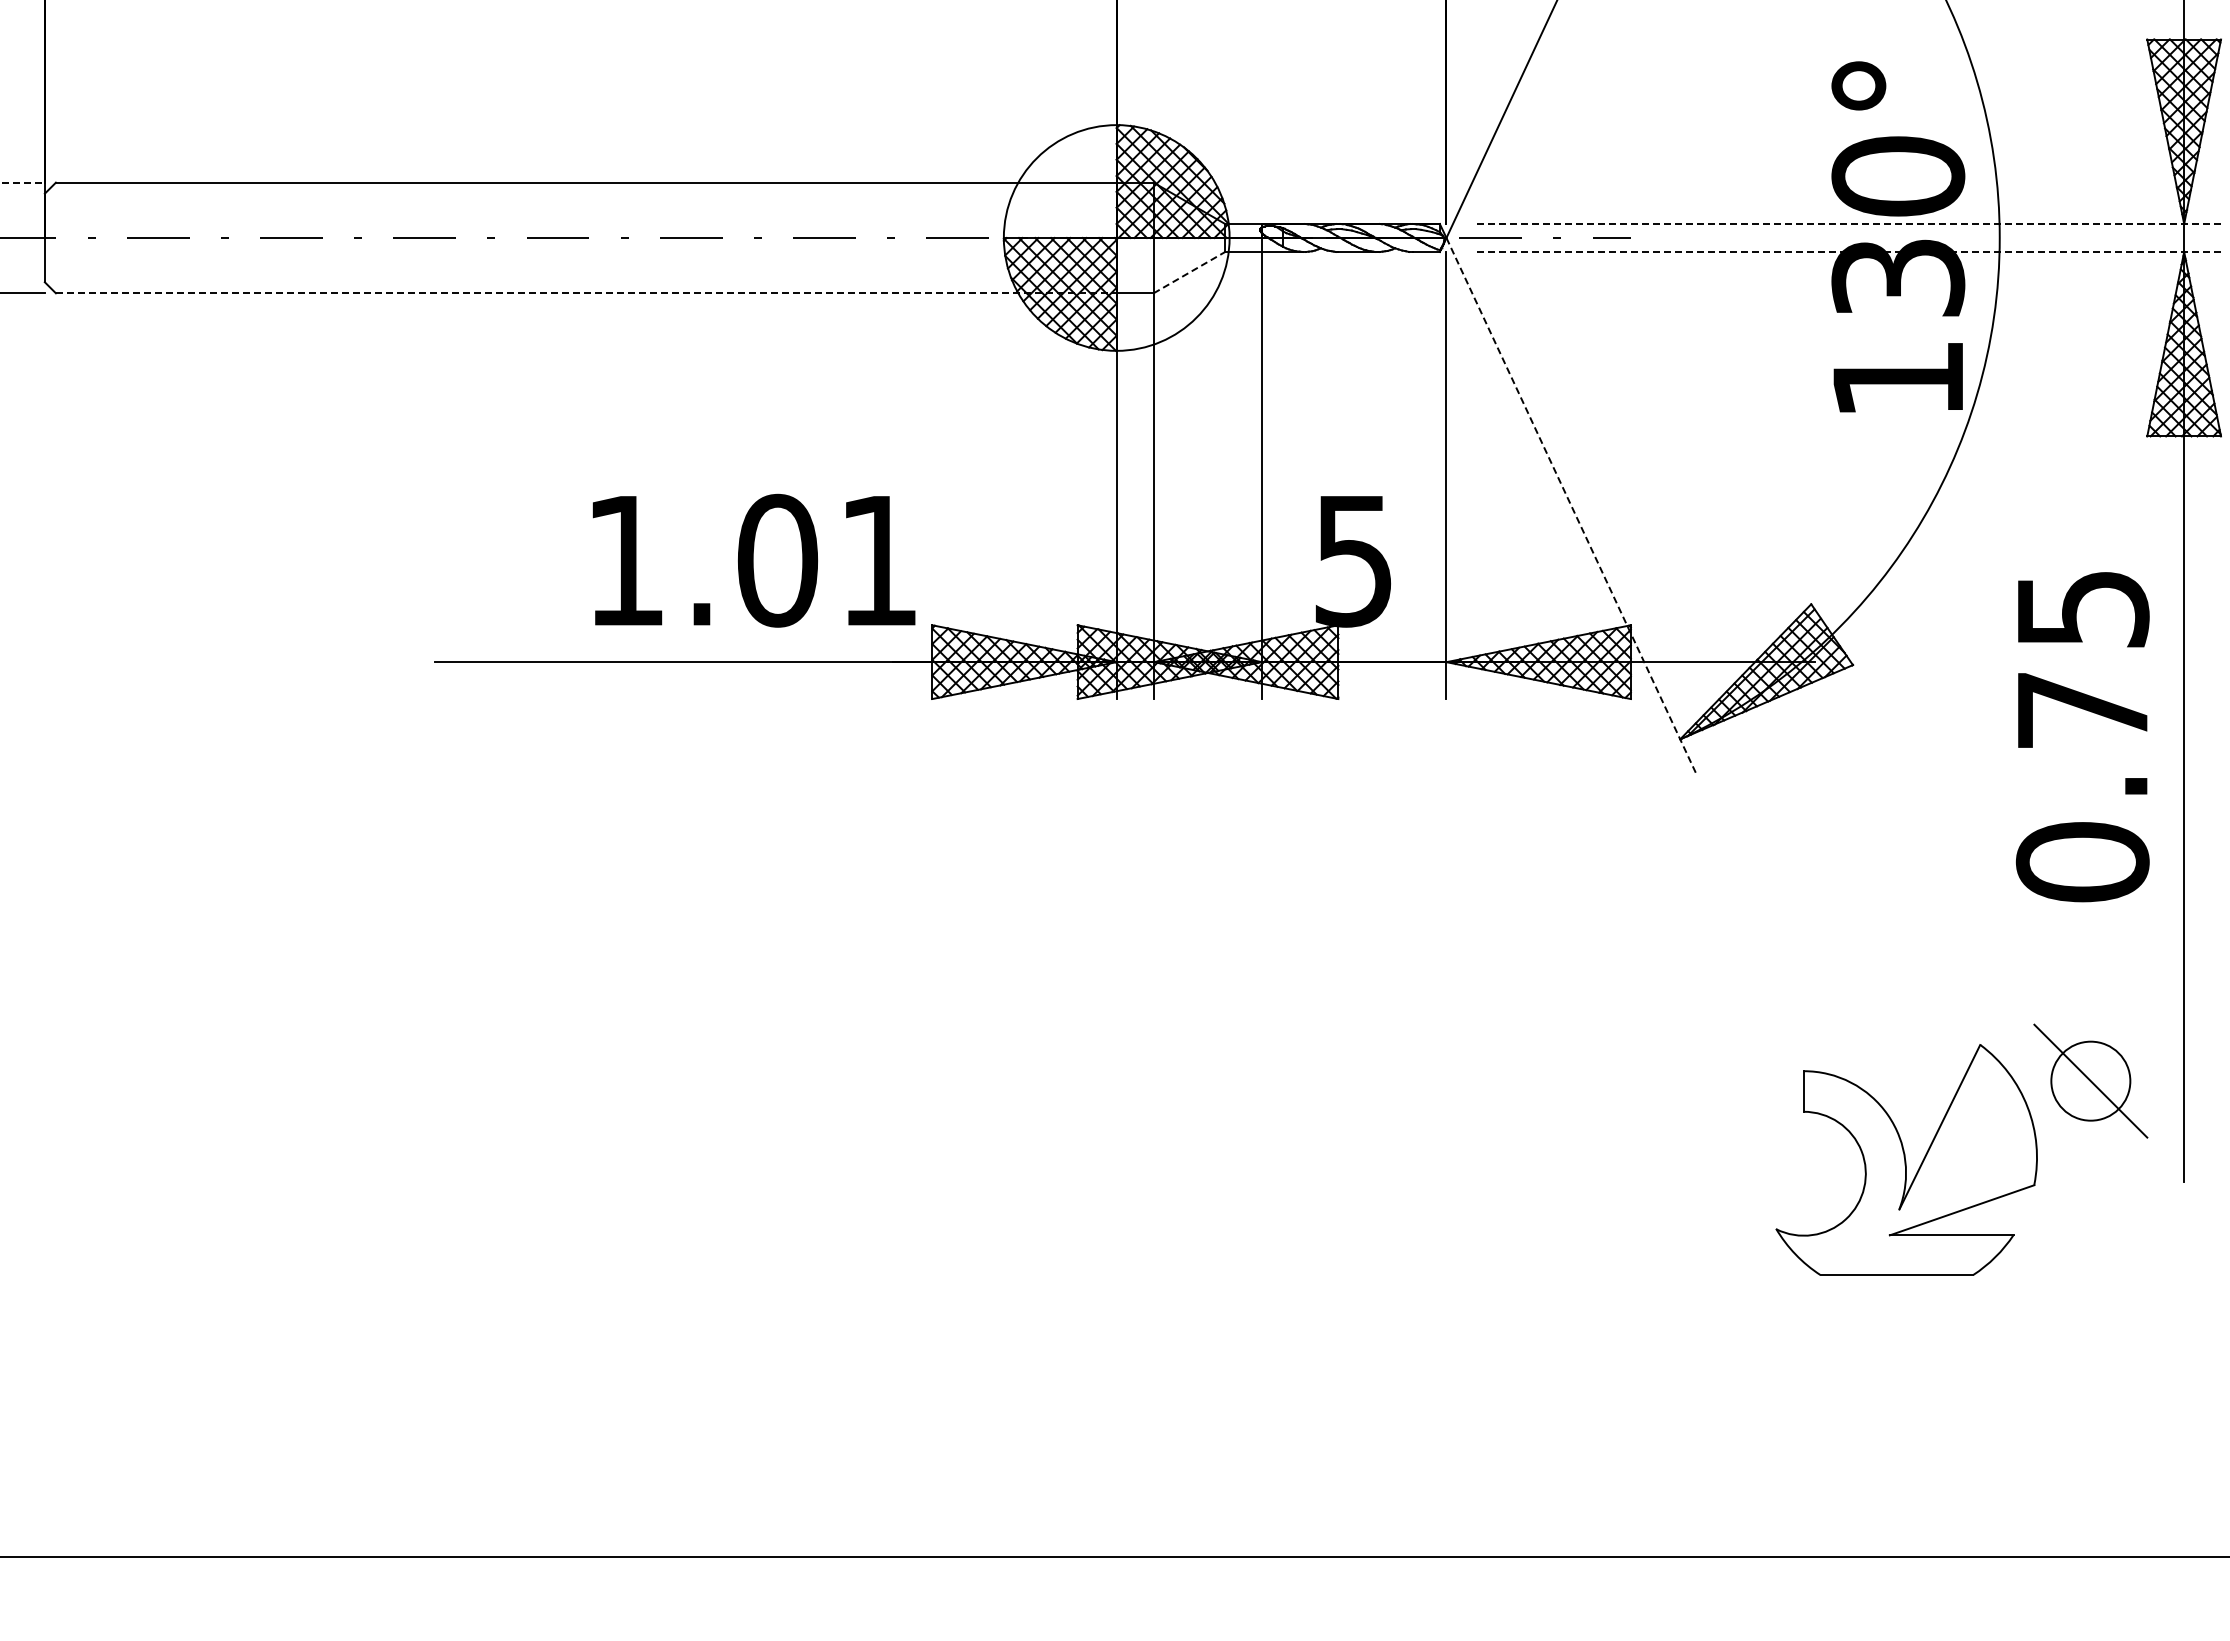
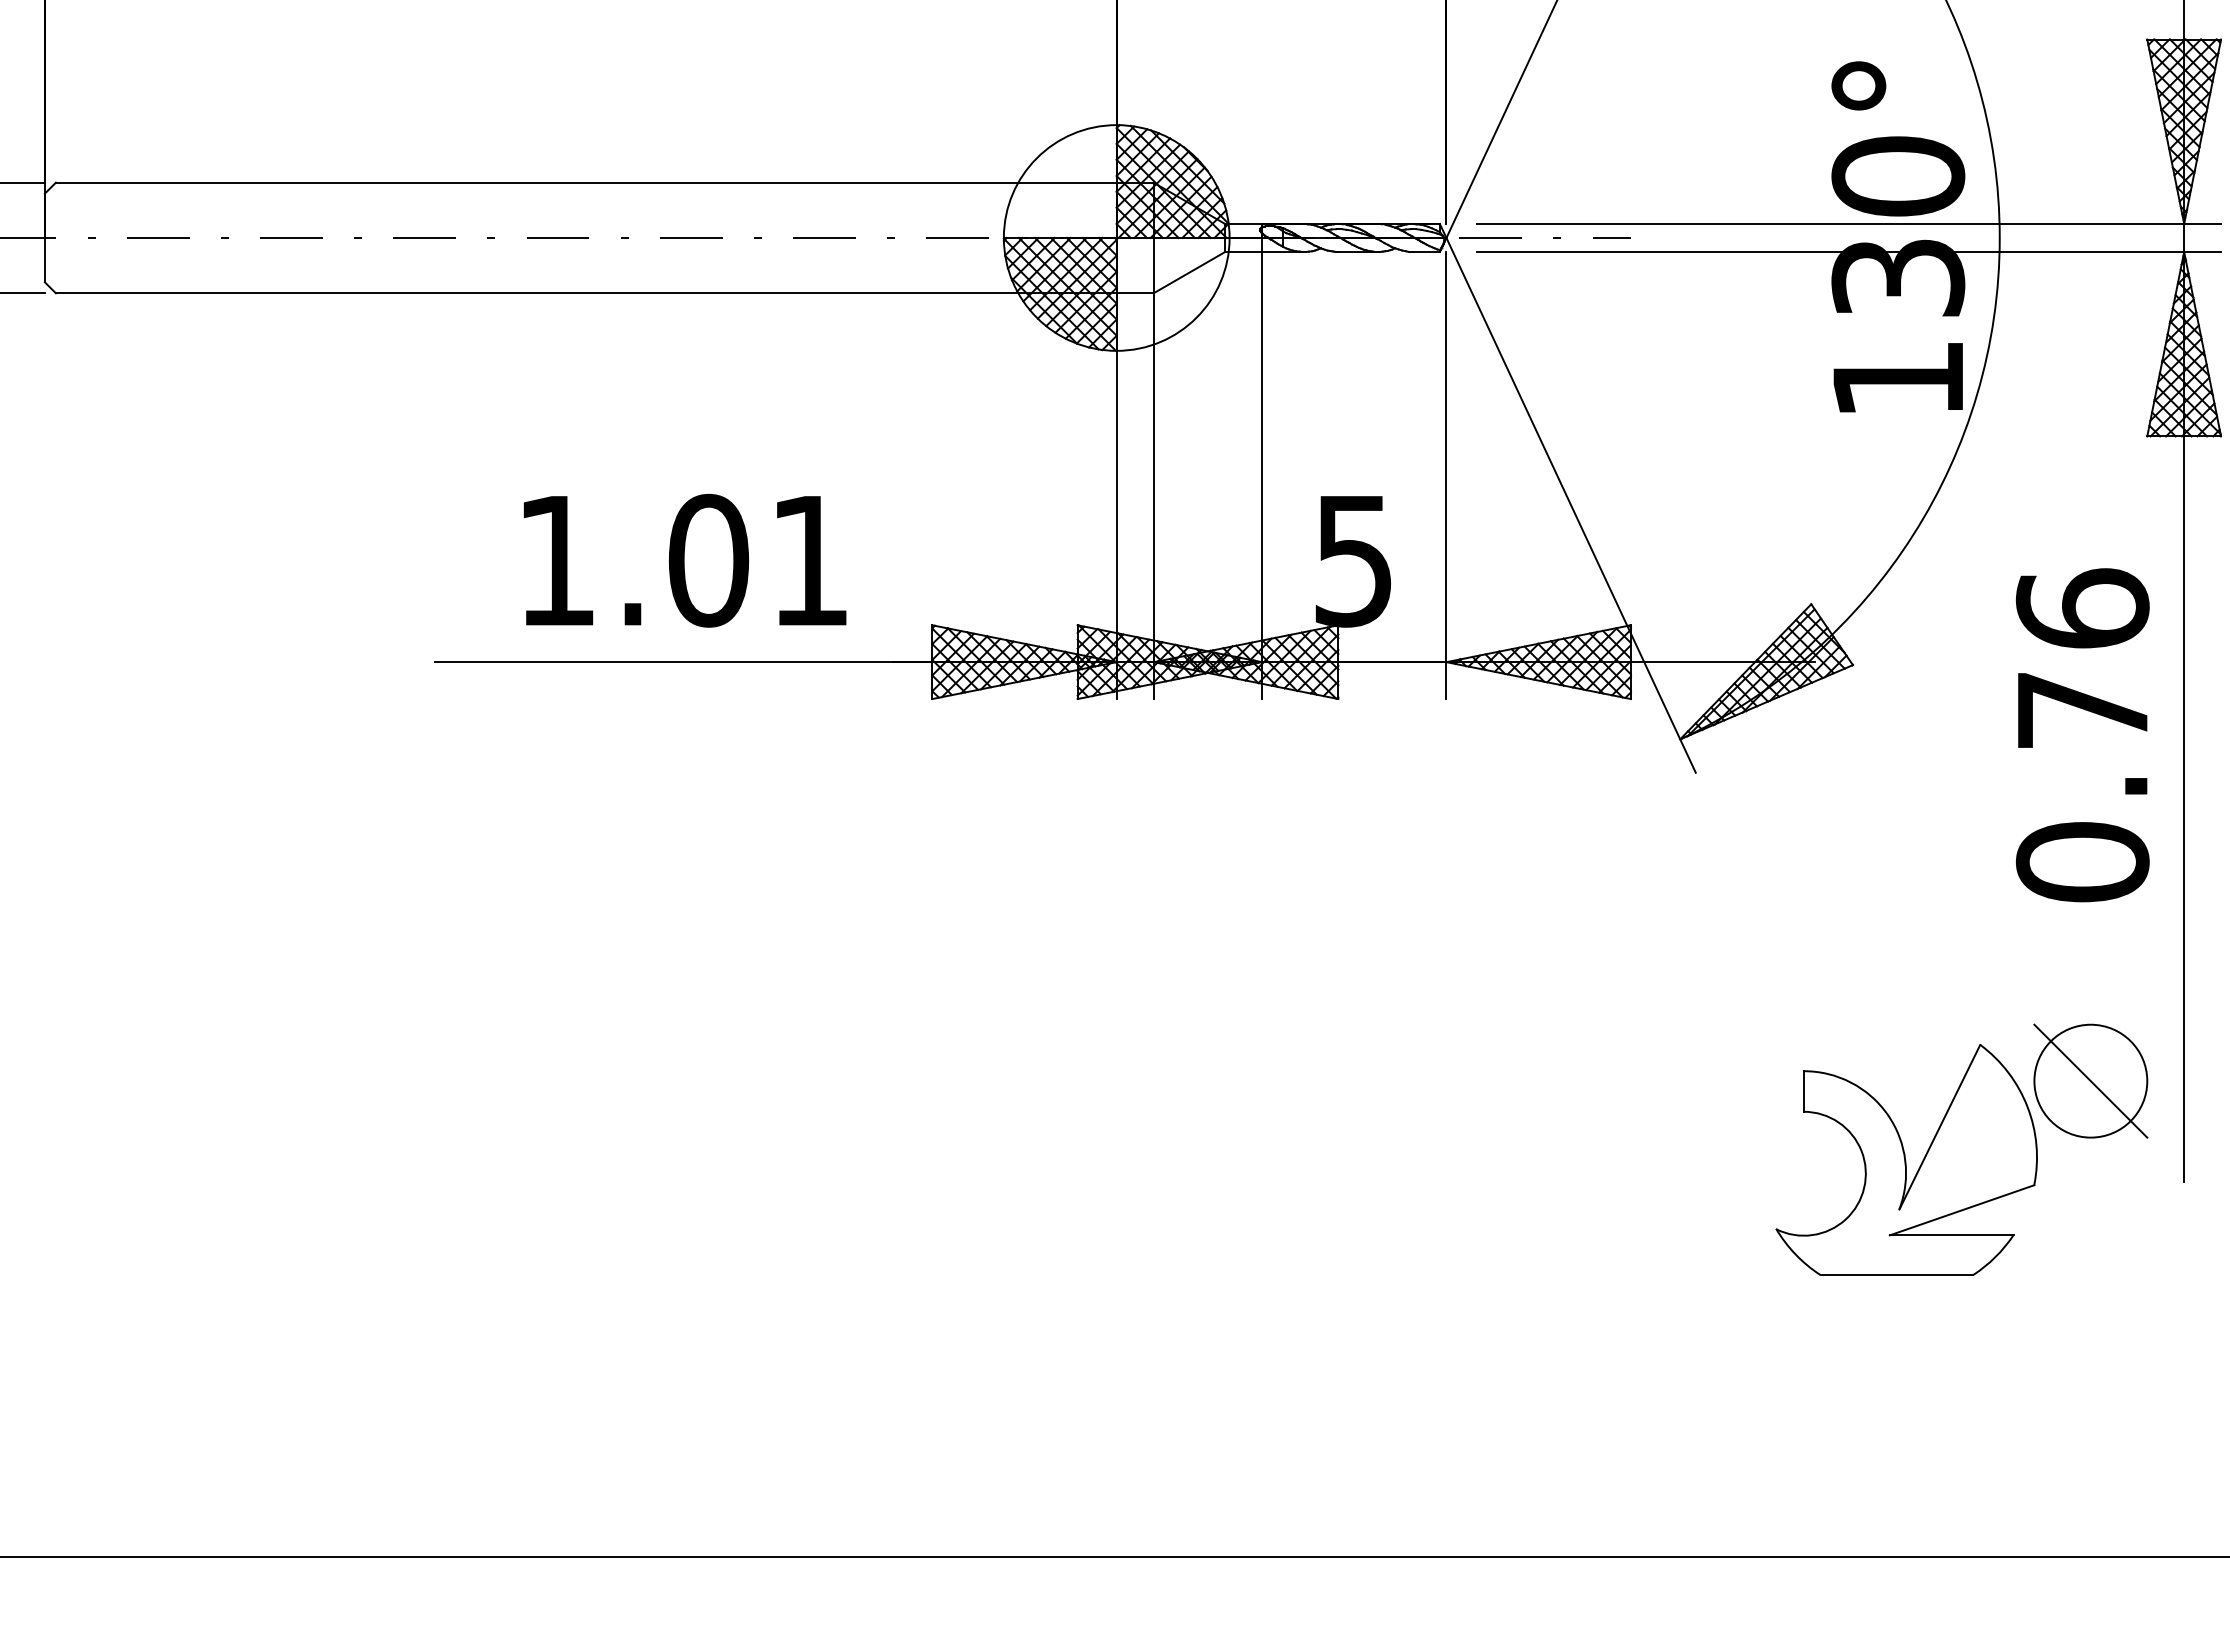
line: dashed -> solid (22, 182)
line: dashed -> solid (1848, 223)
line: dashed -> solid (1849, 252)
line: dashed -> solid (1189, 272)
line: dashed -> solid (586, 293)
line: dashed -> solid (1571, 505)
text position: (753, 560) -> (684, 560) (684, 560)
text: 0.75 -> 0.76 (2082, 608)
circle diameter: 79 px -> 113 px (2090, 1080)
